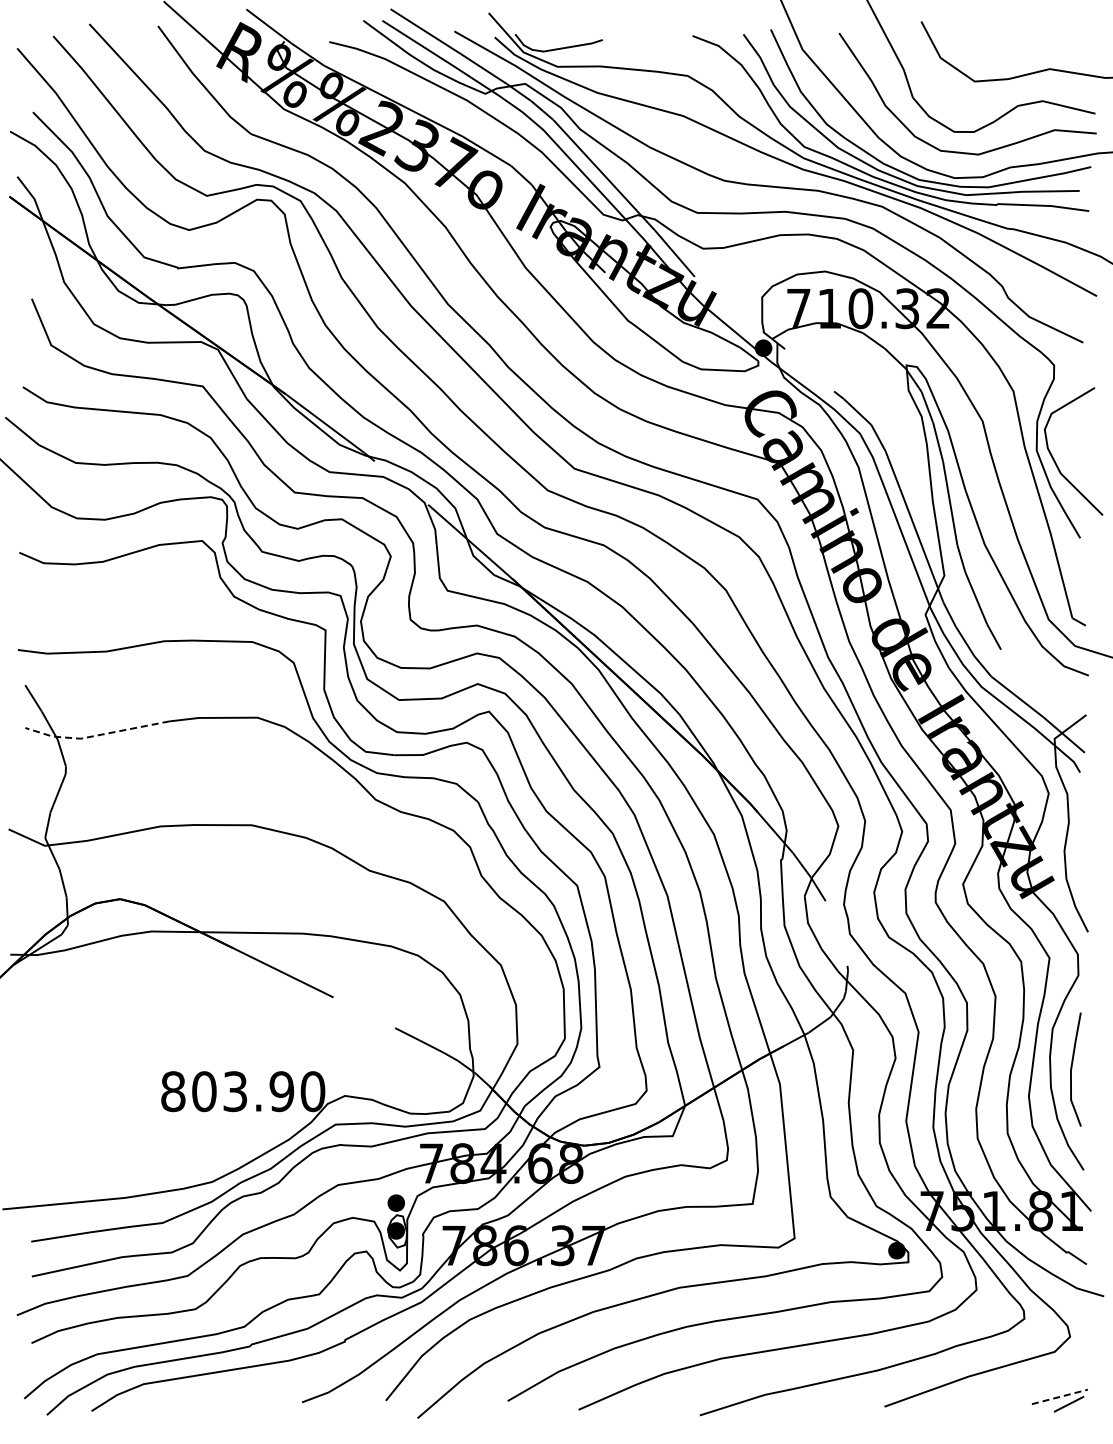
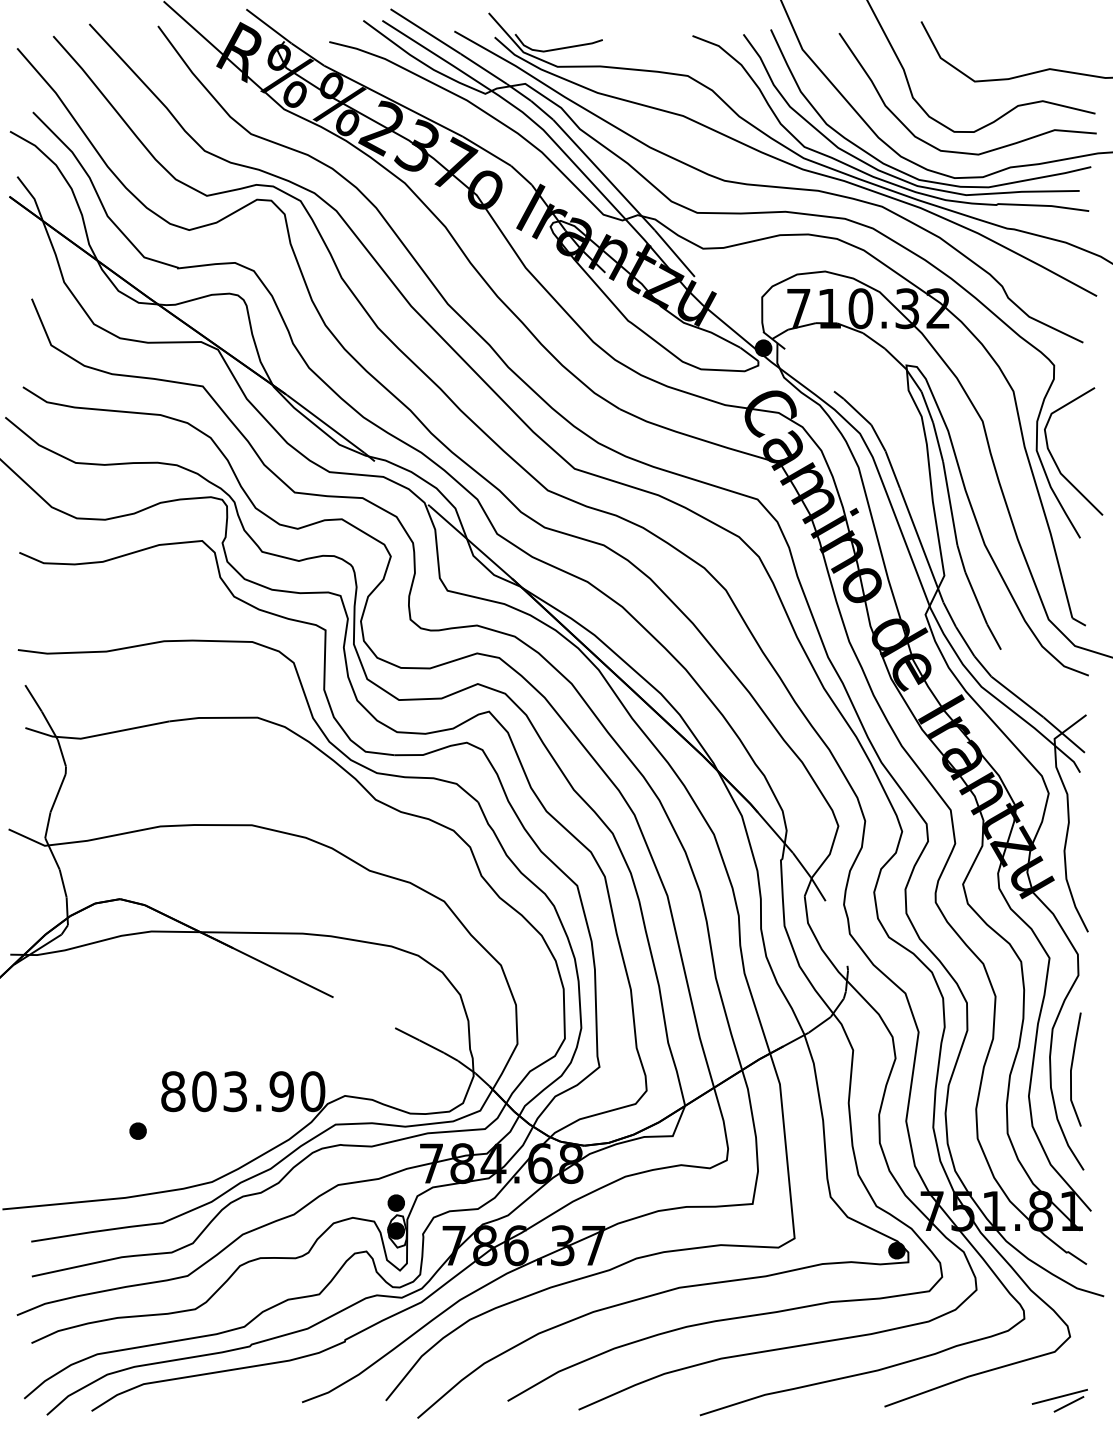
line: dashed -> solid (95, 735)
part: none -> present (137, 1130)
line: dashed -> solid (1059, 1396)
